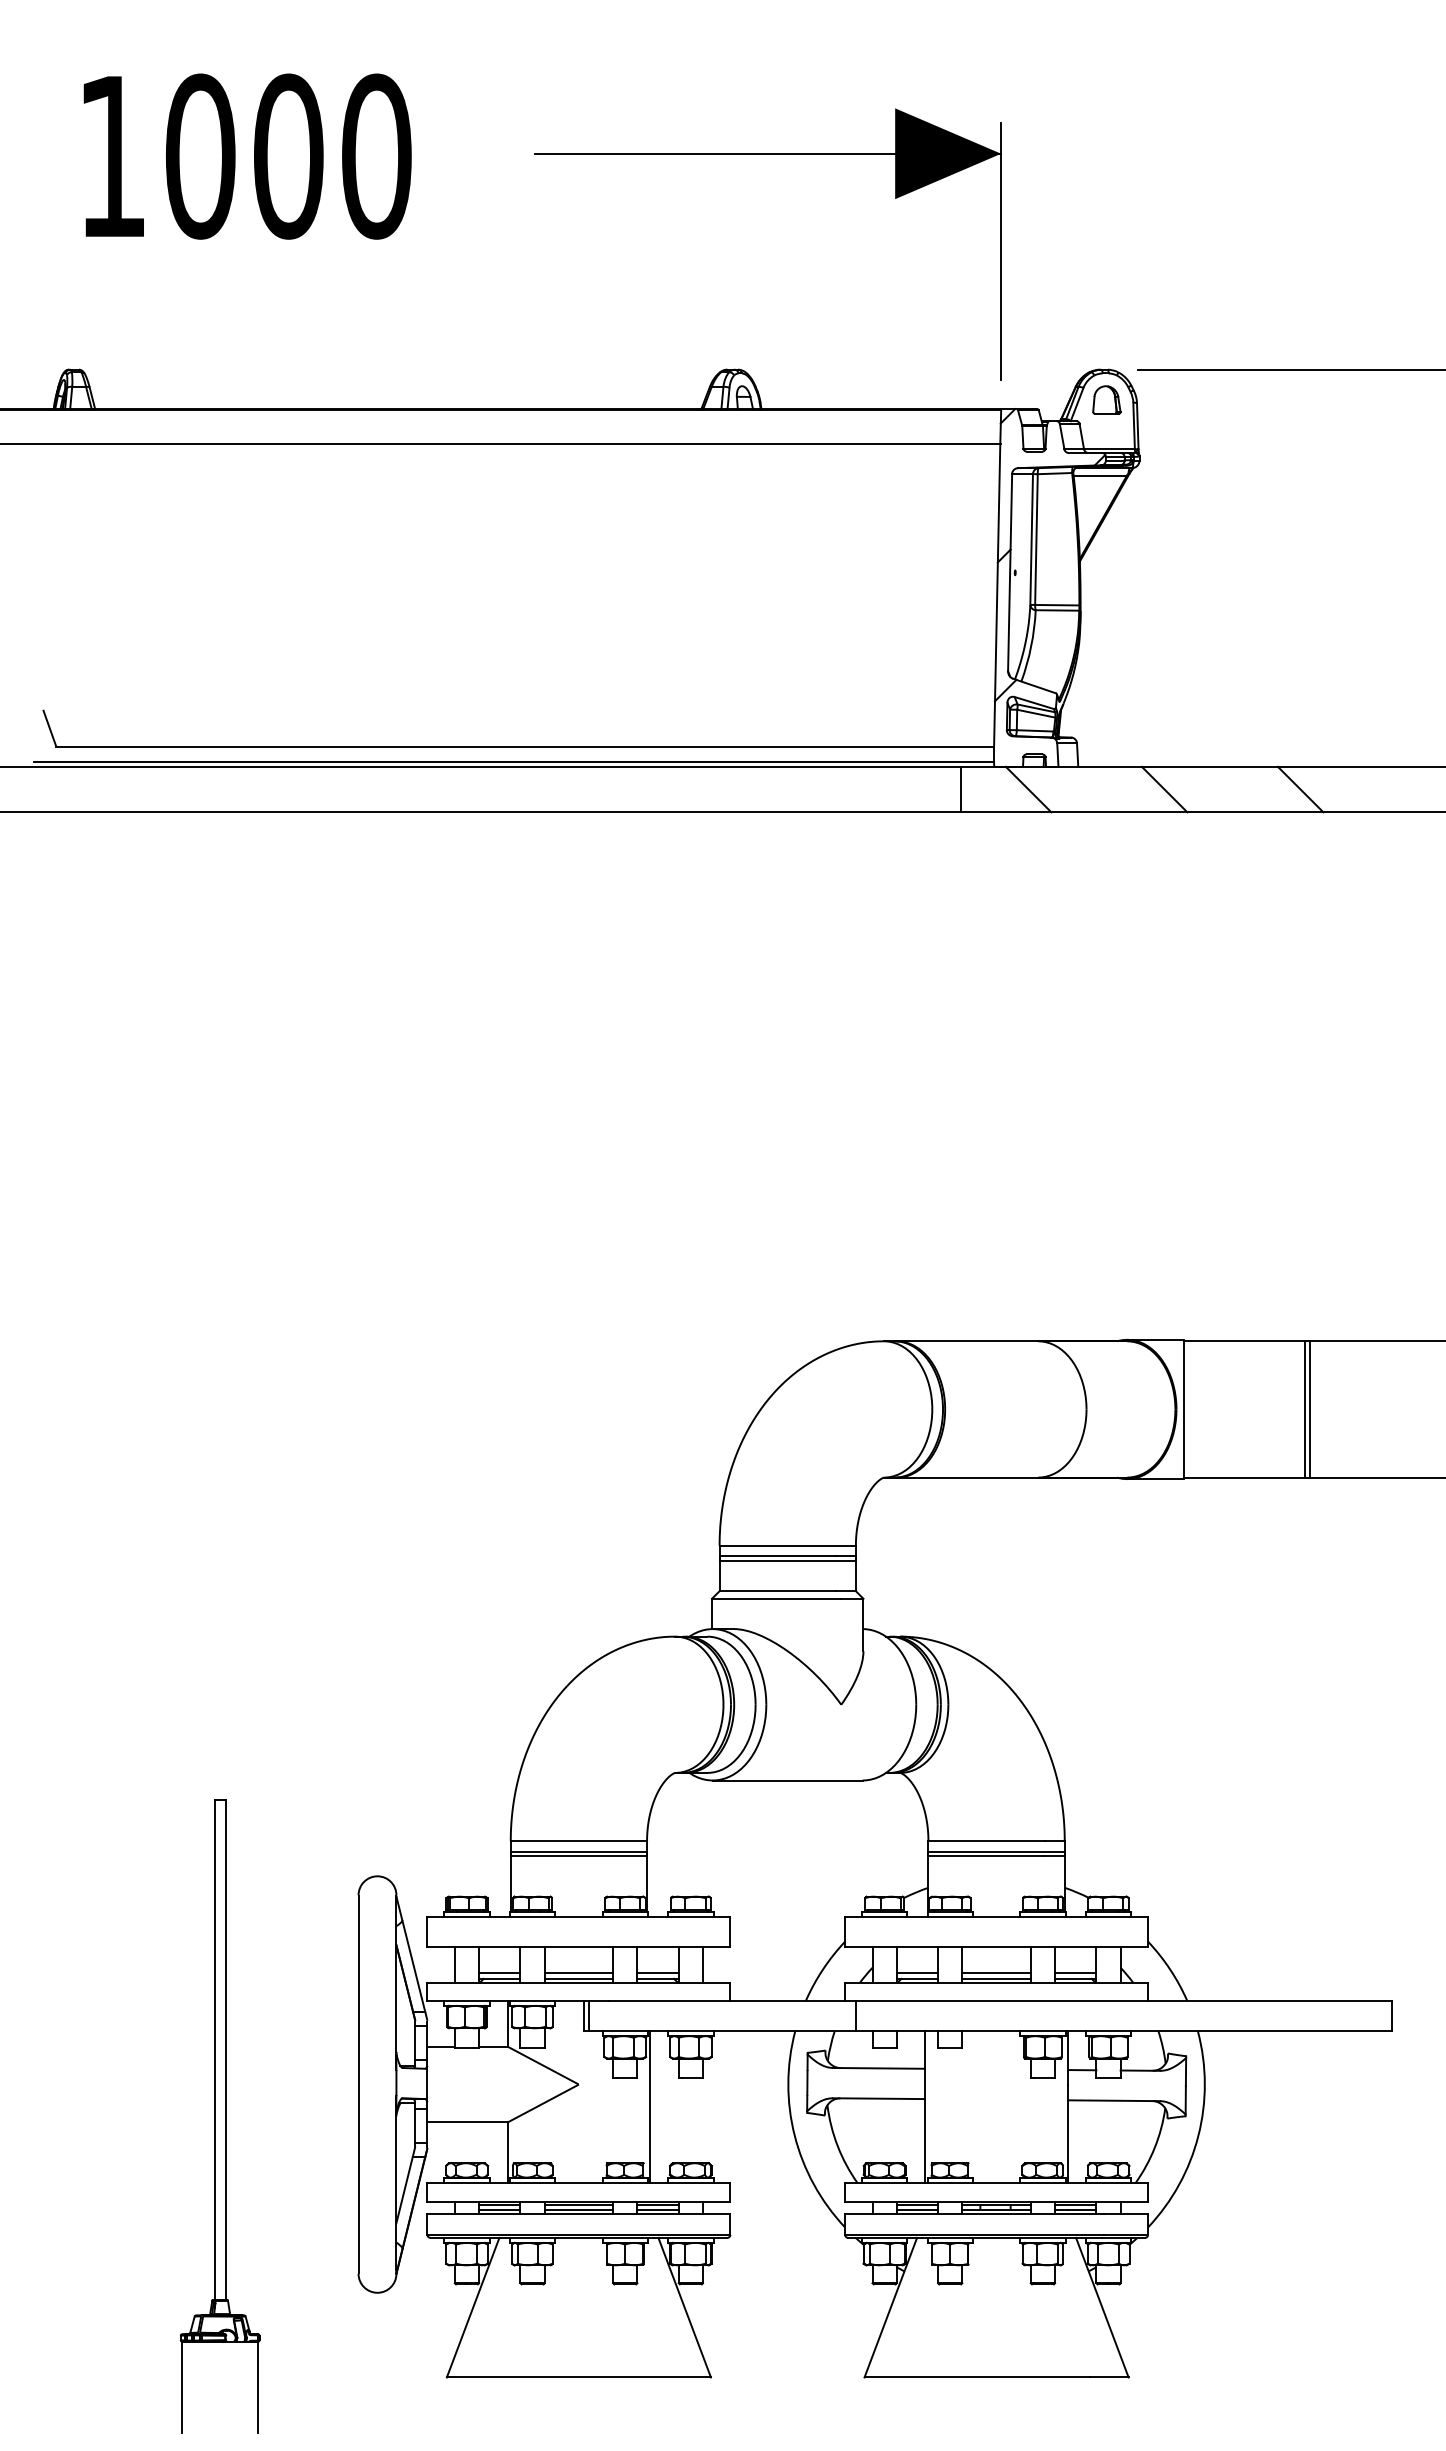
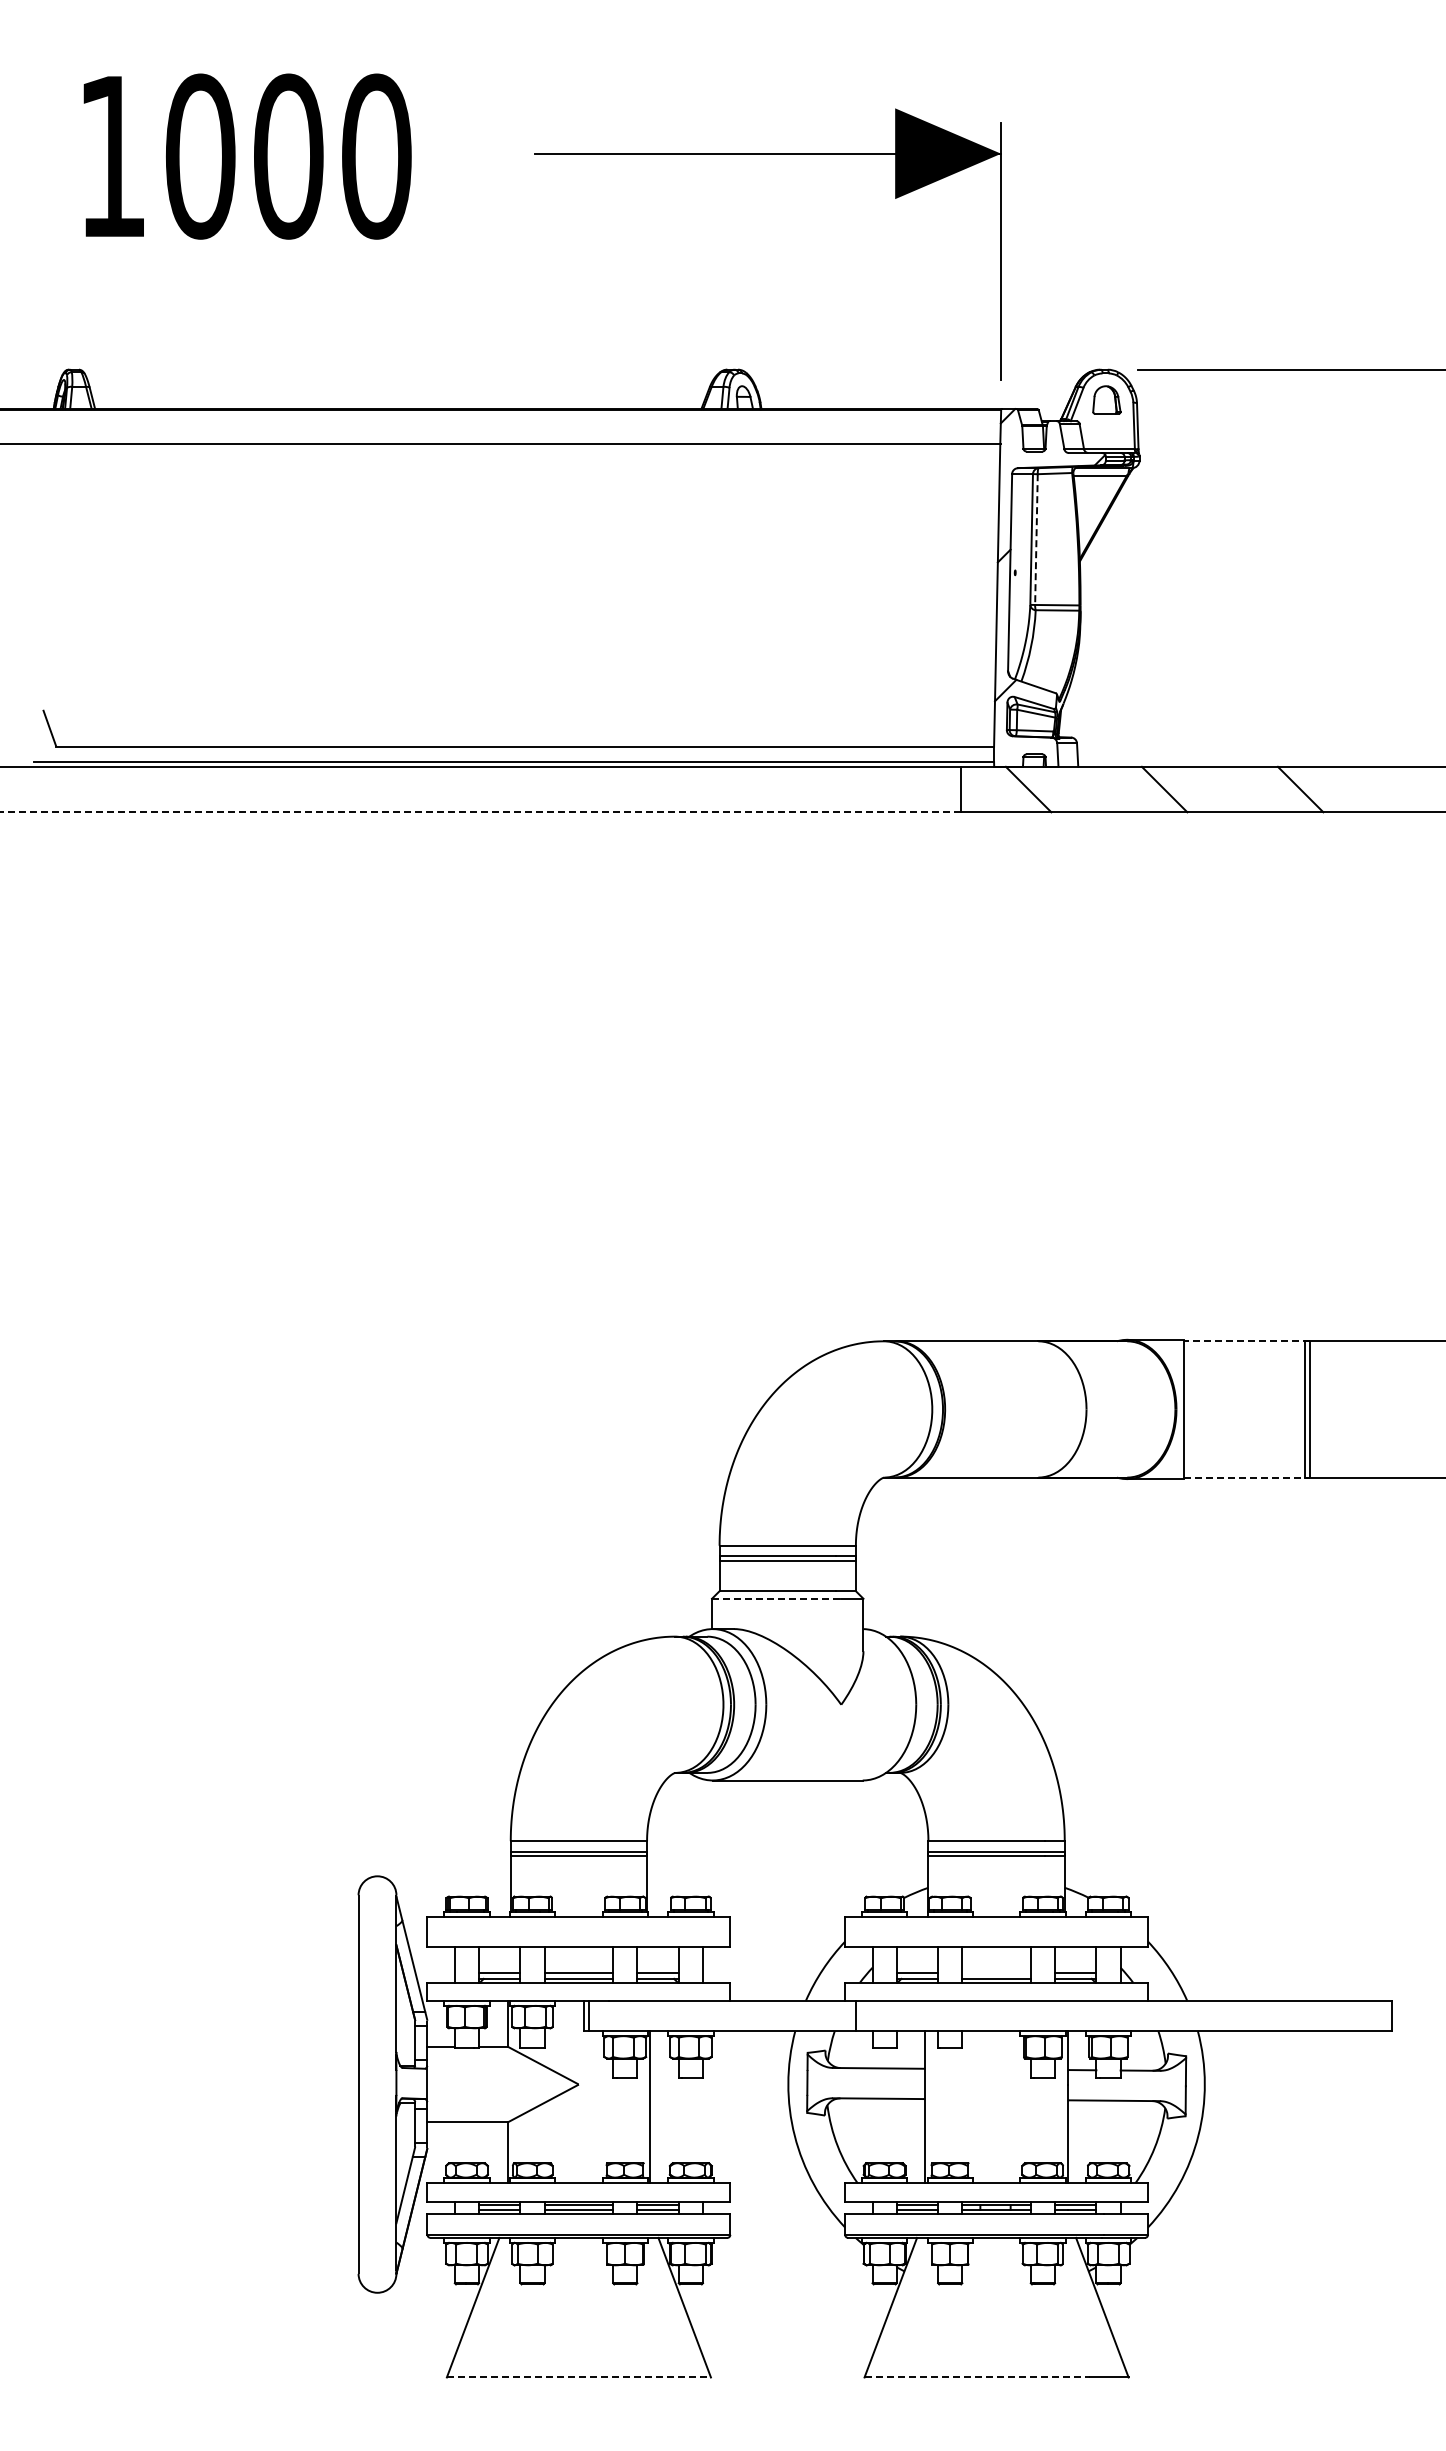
line: solid -> dashed (1036, 540)
line: solid -> dashed (480, 812)
line: solid -> dashed (1246, 1341)
line: solid -> dashed (1246, 1477)
line: solid -> dashed (776, 1598)
line: present -> none (996, 1972)
part: present -> none (220, 2116)
line: solid -> dashed (579, 2377)
line: solid -> dashed (977, 2377)
